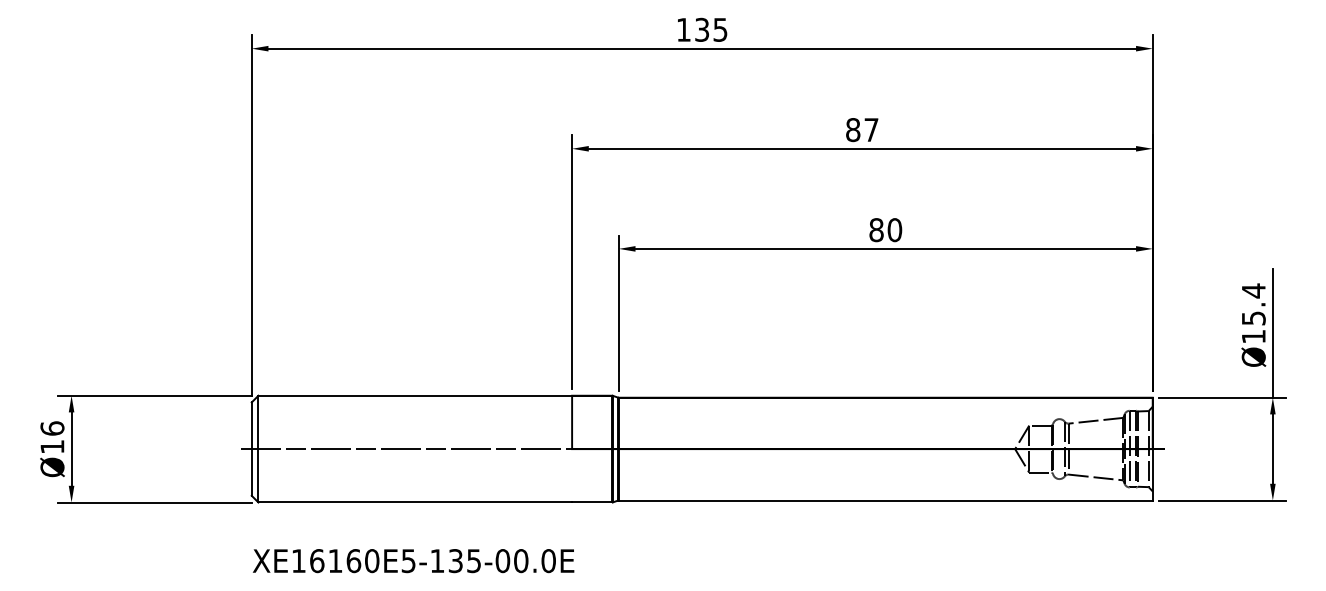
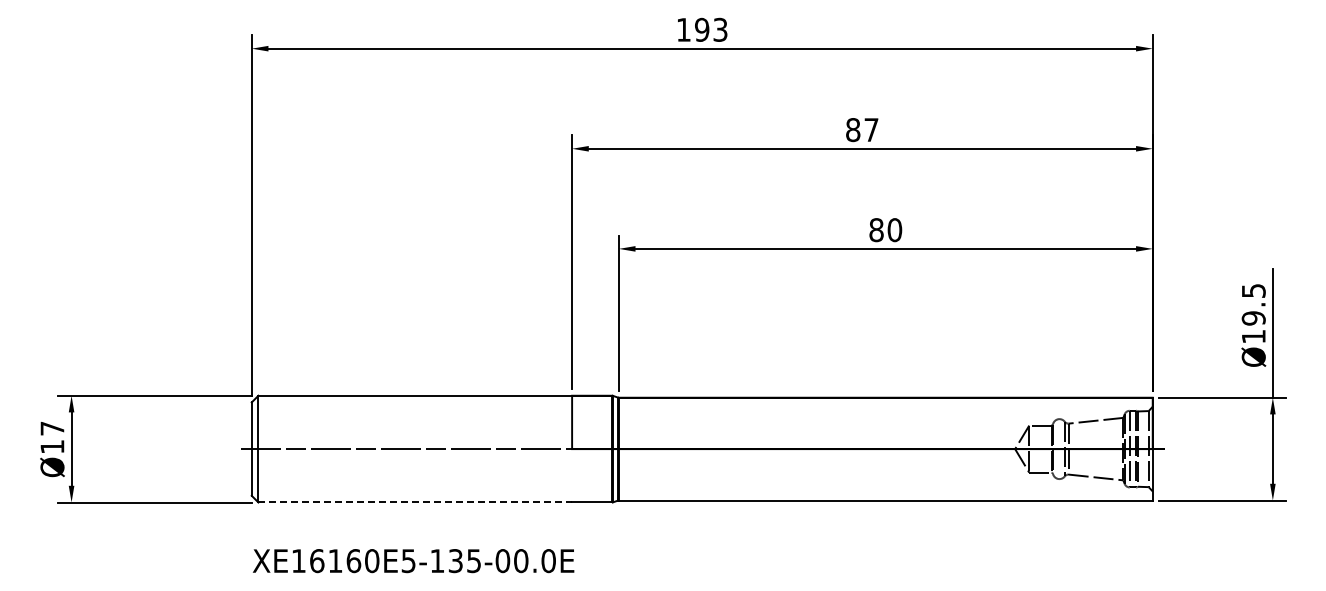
text: 135 -> 193 (711, 29)
text: Ø15.4 -> Ø19.5 (1253, 304)
text: Ø16 -> Ø17 (52, 428)
line: solid -> dashed (415, 502)
